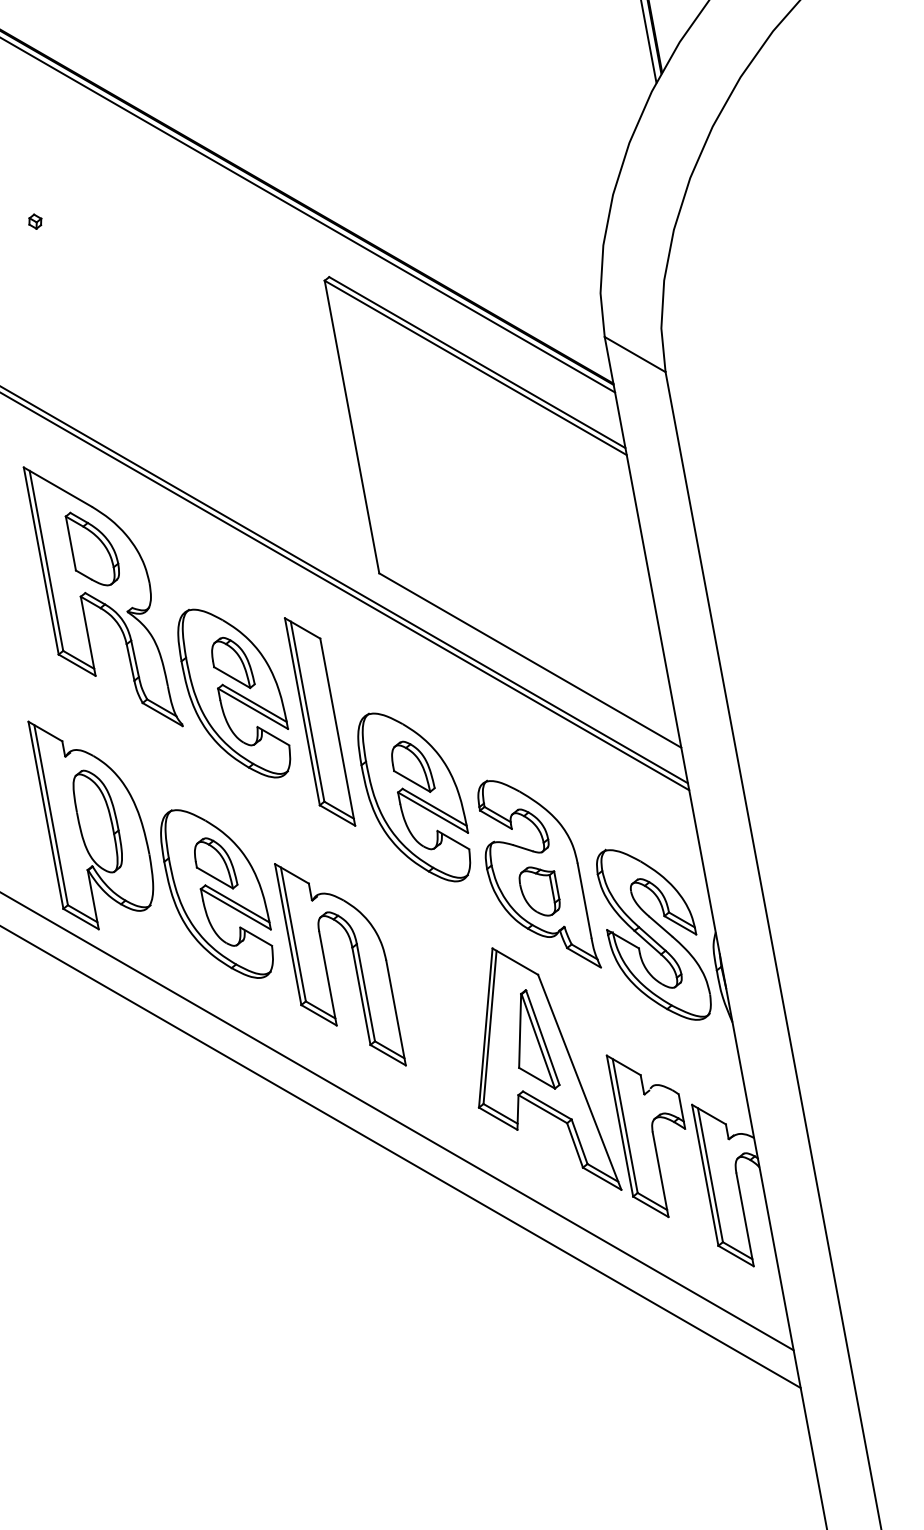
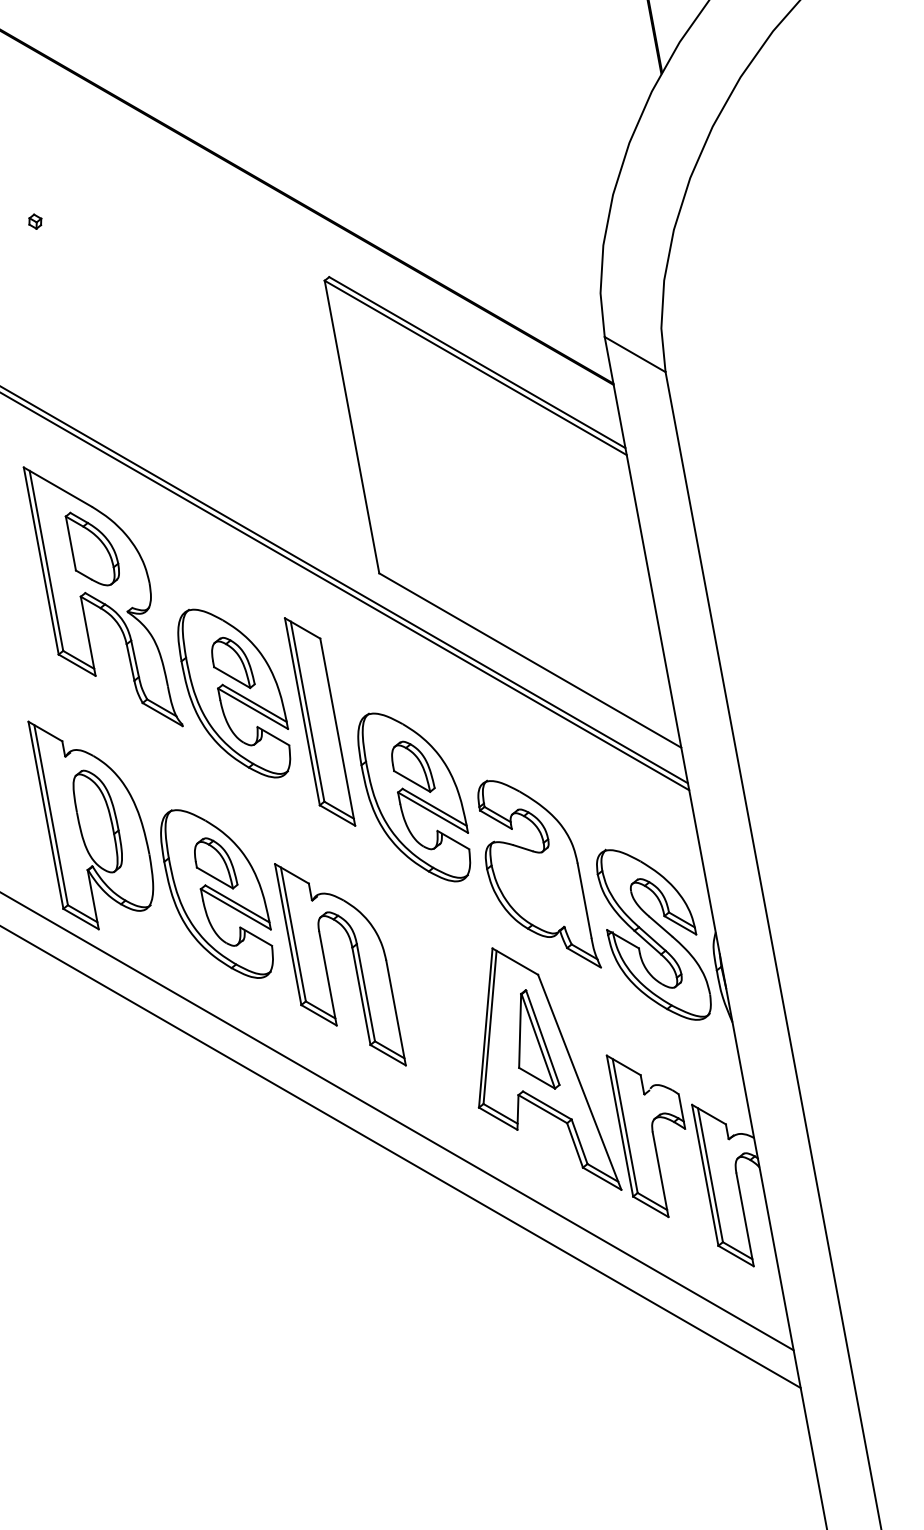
line: present -> none (648, 42)
line: present -> none (308, 215)
part: present -> none (539, 891)
